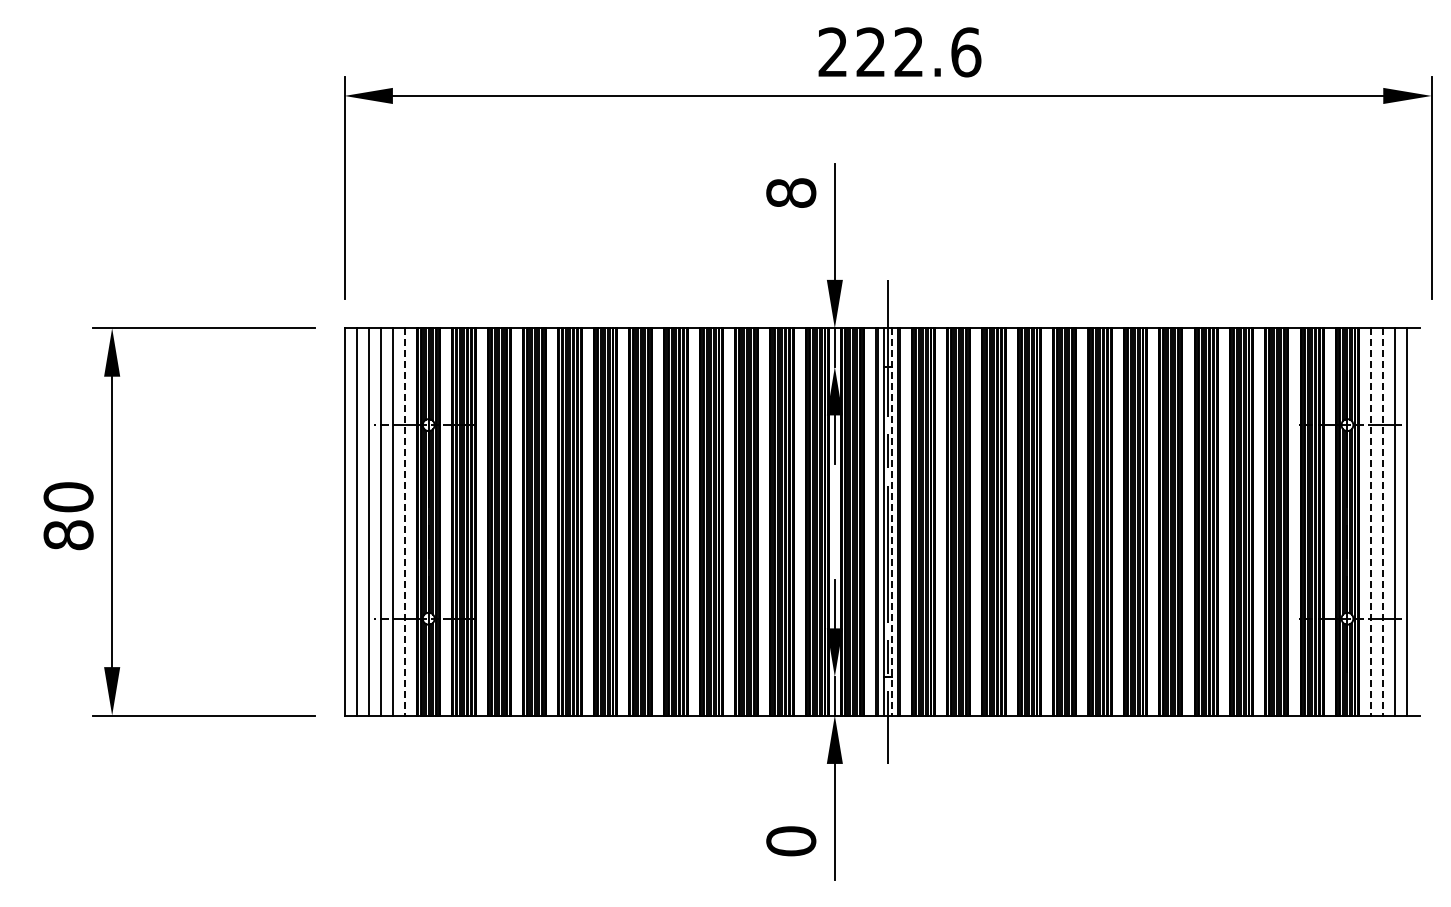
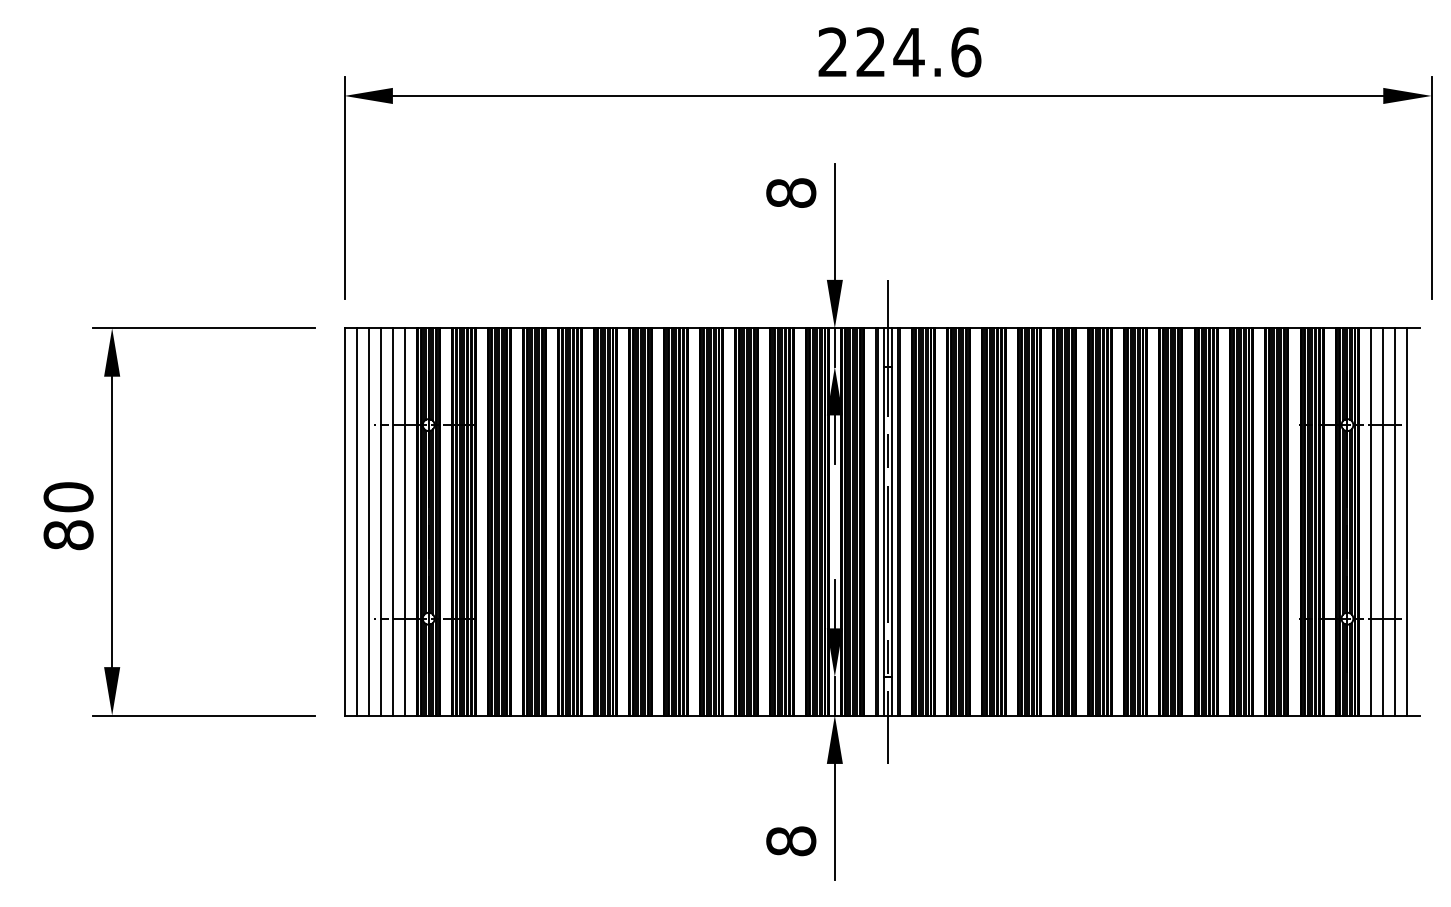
text: 222.6 -> 224.6 (908, 51)
line: dashed -> solid (405, 521)
line: dashed -> solid (892, 521)
line: dashed -> solid (1371, 521)
line: dashed -> solid (1383, 521)
text: 0 -> 8 (791, 841)
